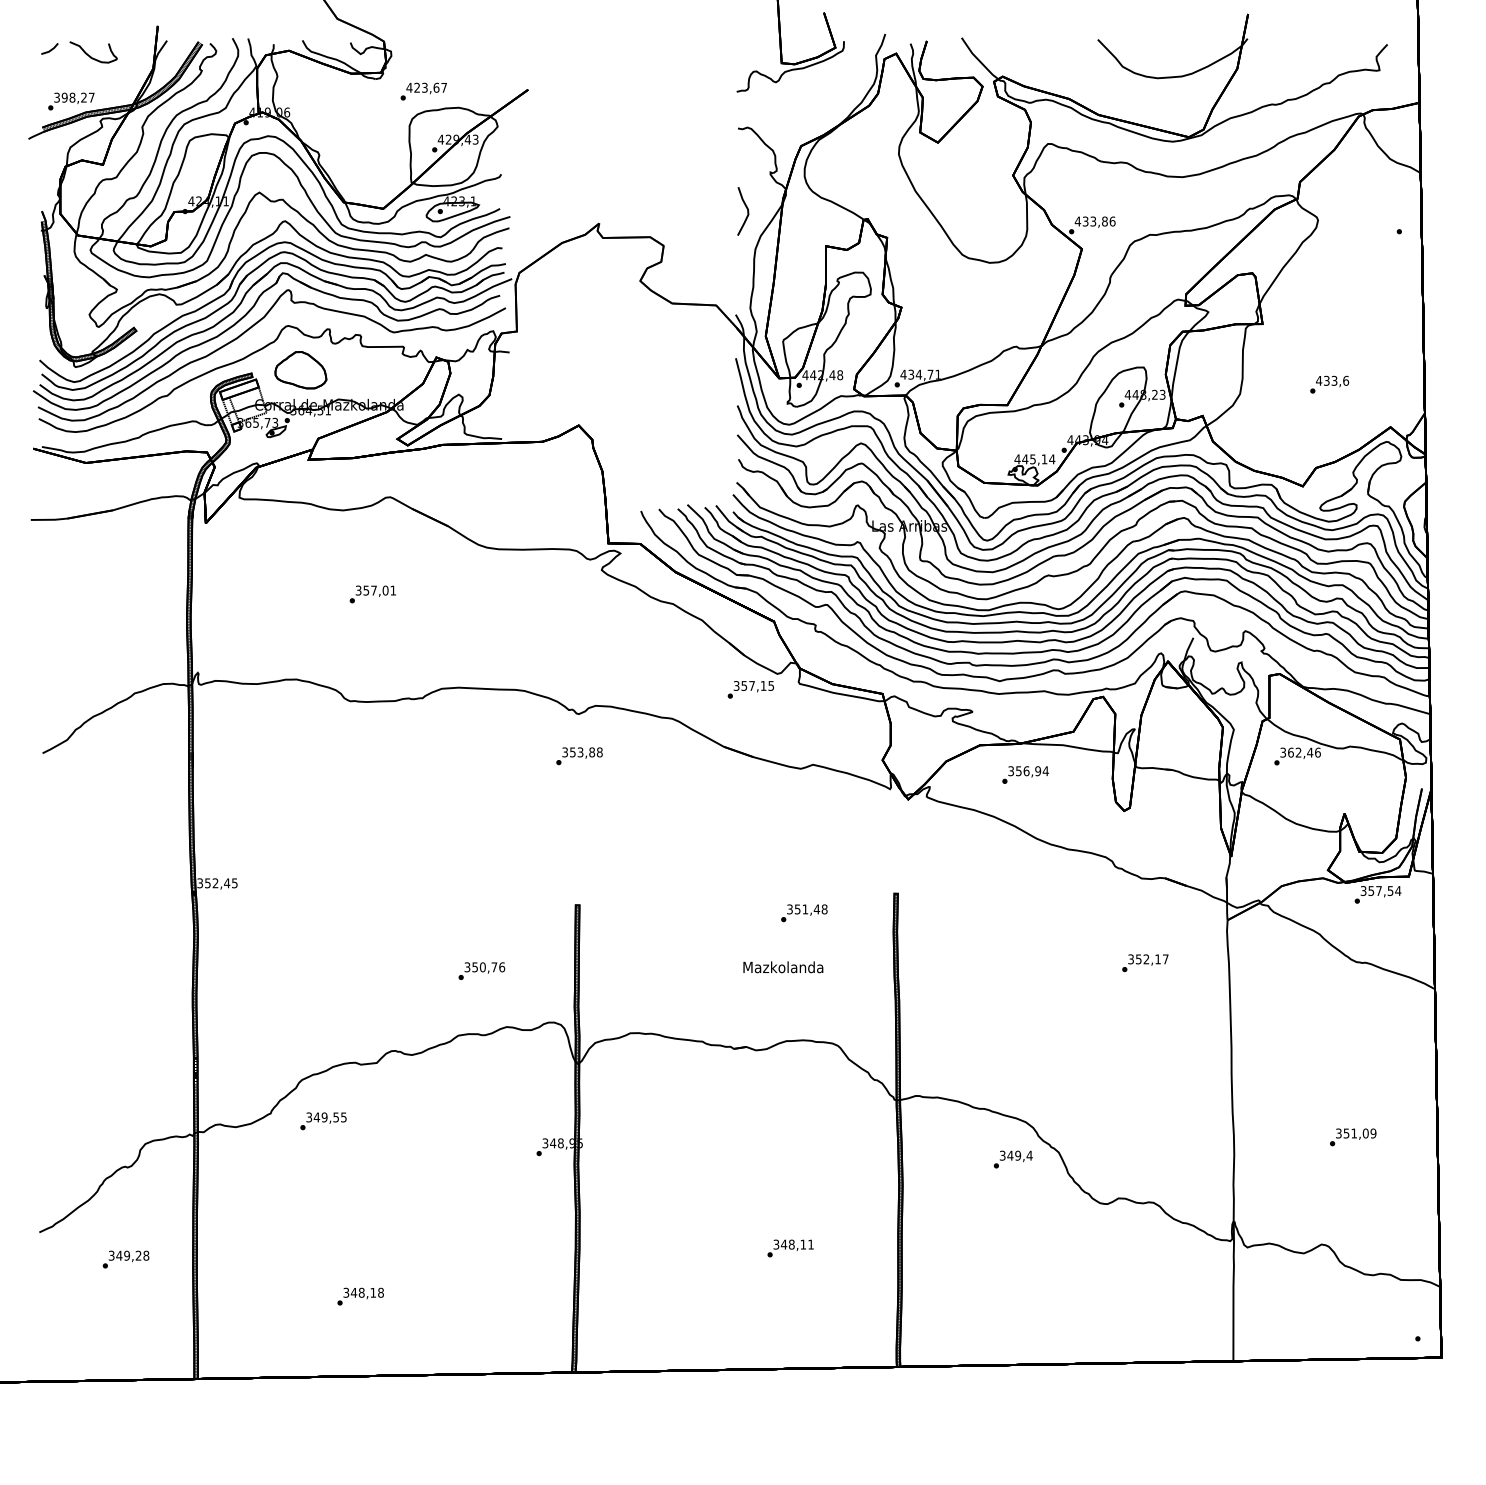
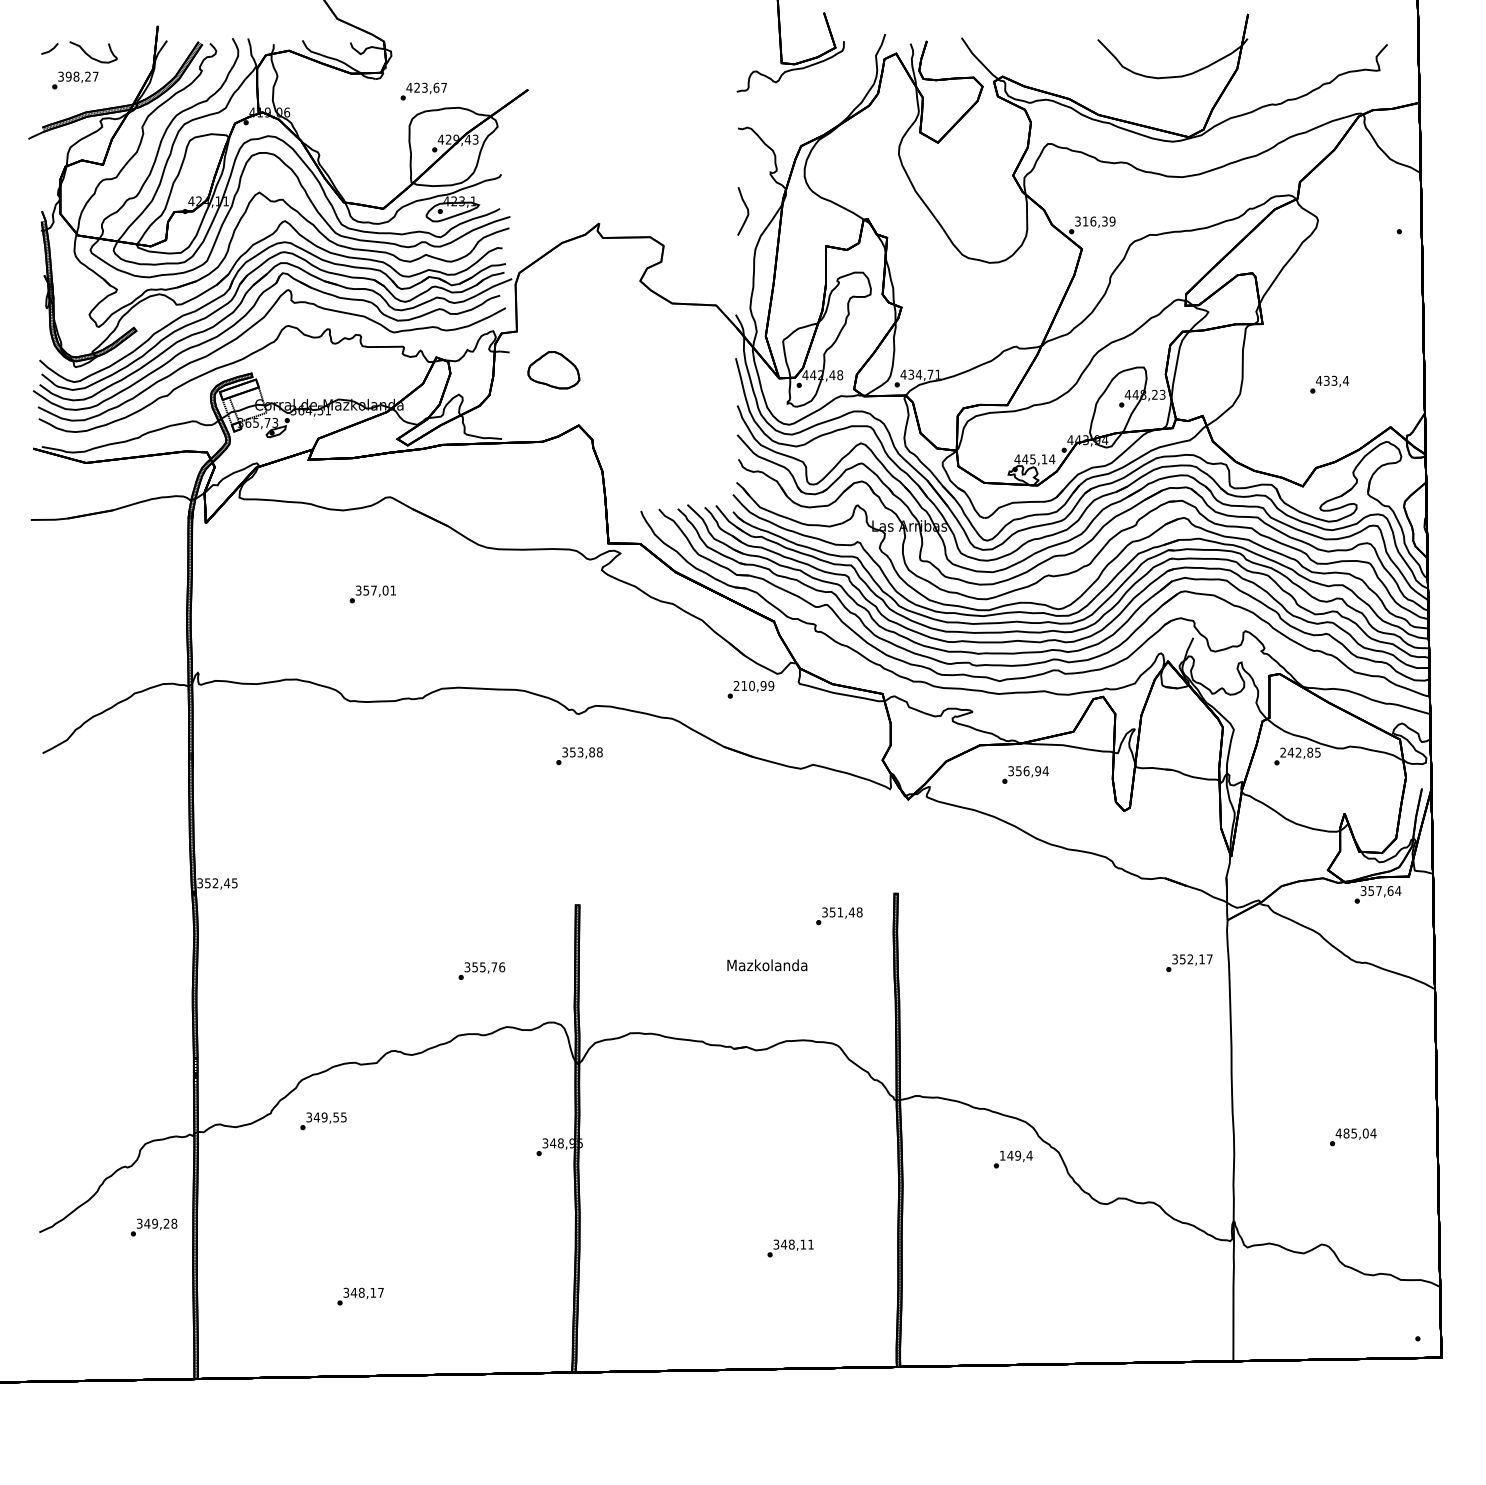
text position: (71, 101) -> (75, 80) (75, 80)
text: 433,86 -> 316,39 (1094, 221)
part position: (300, 370) -> (553, 370) (553, 370)
text: 433,6 -> 433,4 (1345, 380)
text: 357,15 -> 210,99 (753, 685)
text: 362,46 -> 242,85 (1300, 752)
text: 357,54 -> 357,64 (1390, 890)
text position: (804, 913) -> (839, 916) (839, 916)
text position: (1145, 963) -> (1189, 963) (1189, 963)
text: 350,76 -> 355,76 (482, 967)
text position: (783, 967) -> (767, 965) (767, 965)
text: 351,09 -> 485,04 (1355, 1133)
text: 349,4 -> 149,4 (1002, 1155)
text position: (125, 1259) -> (153, 1227) (153, 1227)
text: 348,18 -> 348,17 (380, 1292)
